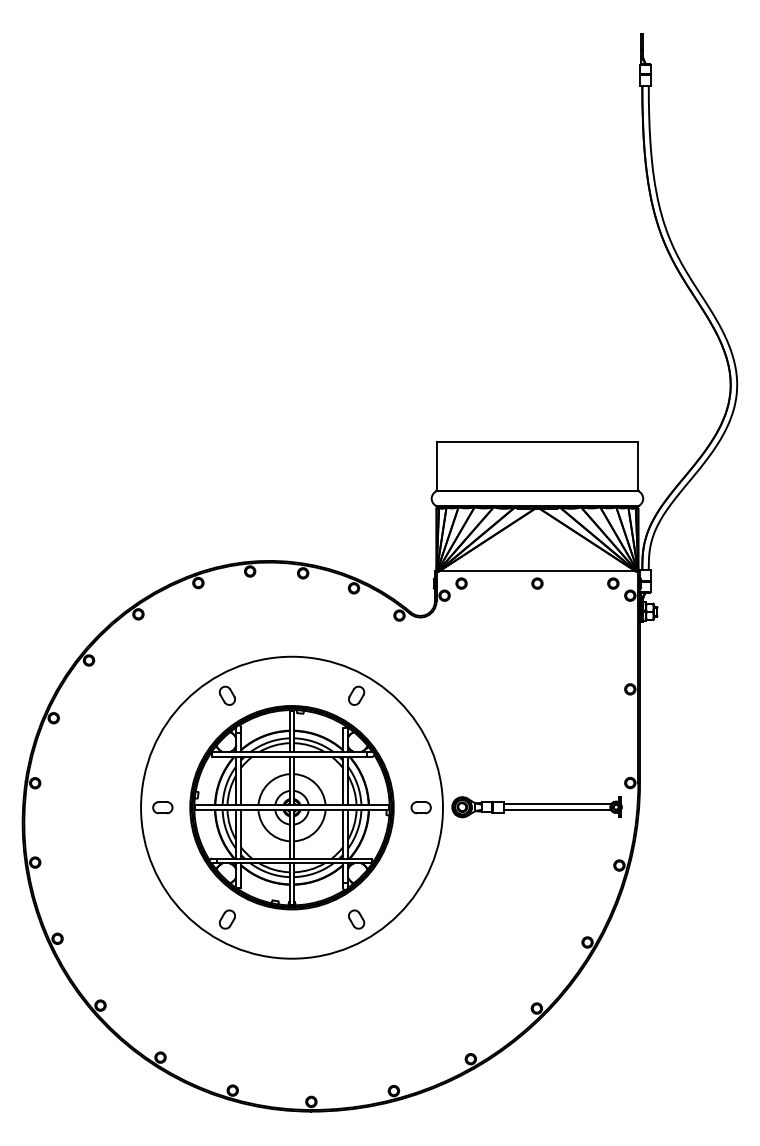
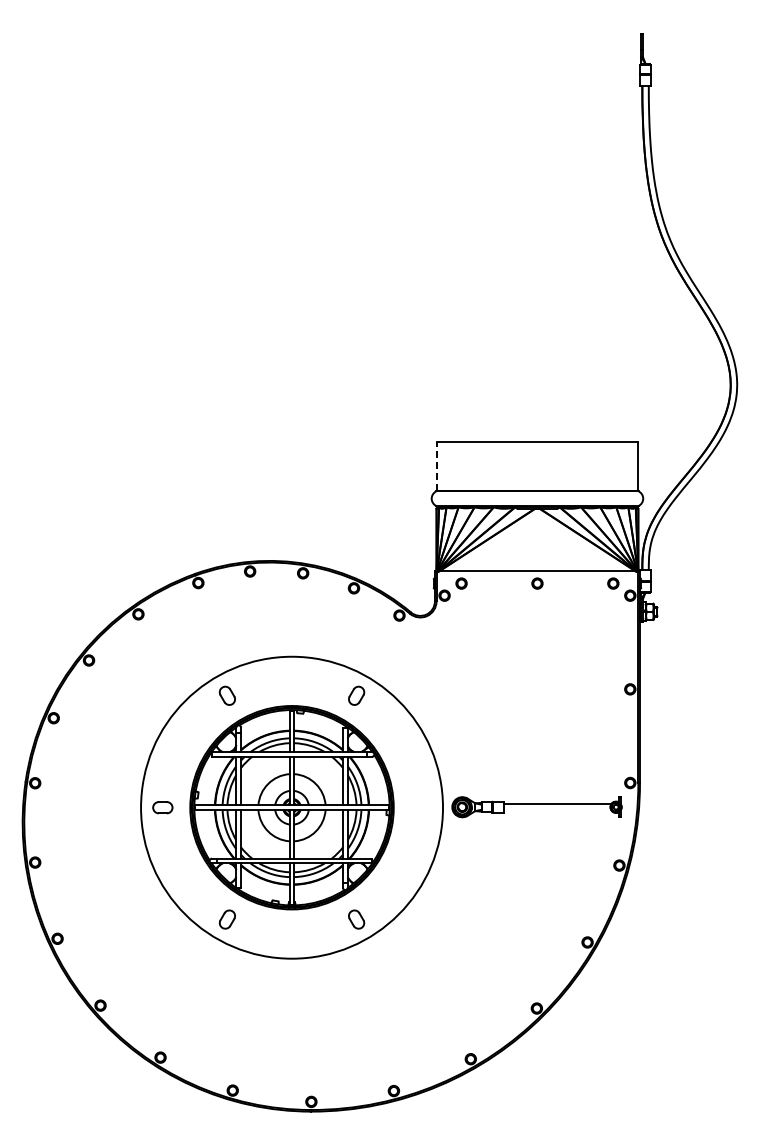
line: solid -> dashed (436, 466)
part: present -> none (420, 807)
line: present -> none (557, 810)
